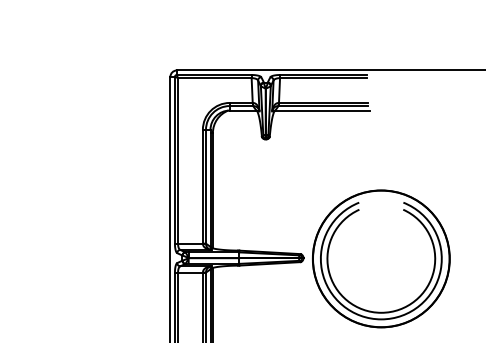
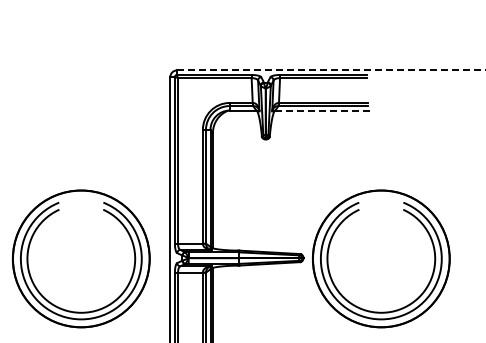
line: solid -> dashed (331, 70)
line: solid -> dashed (322, 110)
part: none -> present (81, 258)
